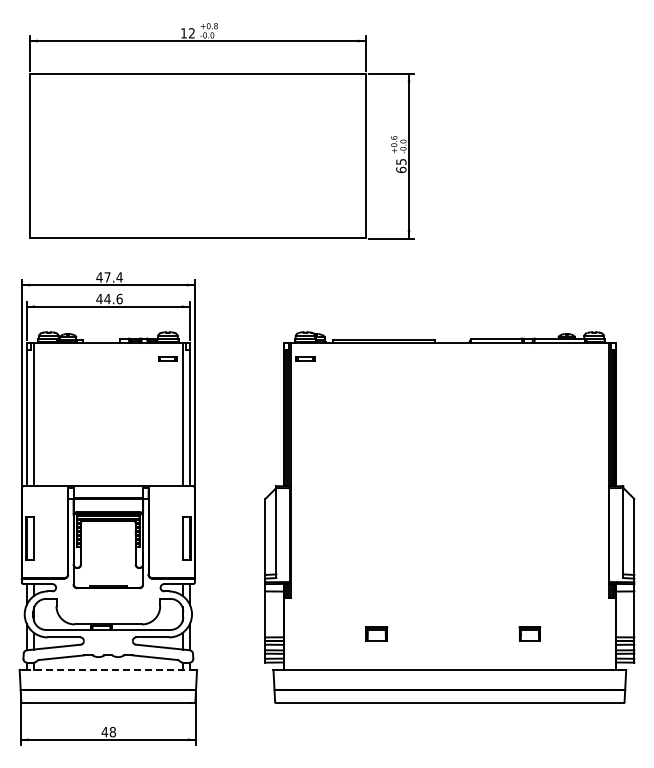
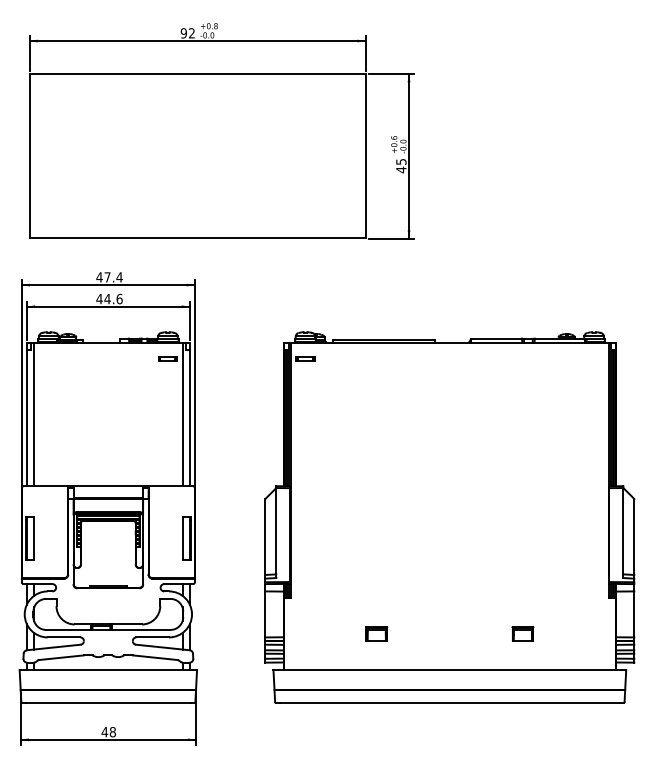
text: 12 -> 92 (183, 33)
text: 65 -> 45 (401, 169)
part position: (529, 633) -> (522, 633) (522, 633)
line: dashed -> solid (108, 669)
